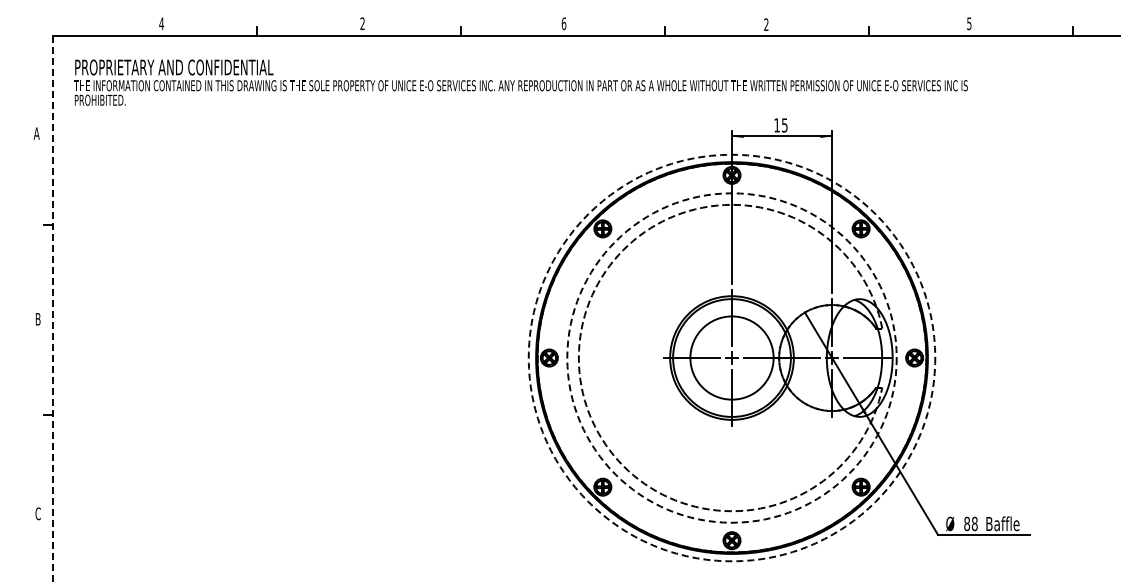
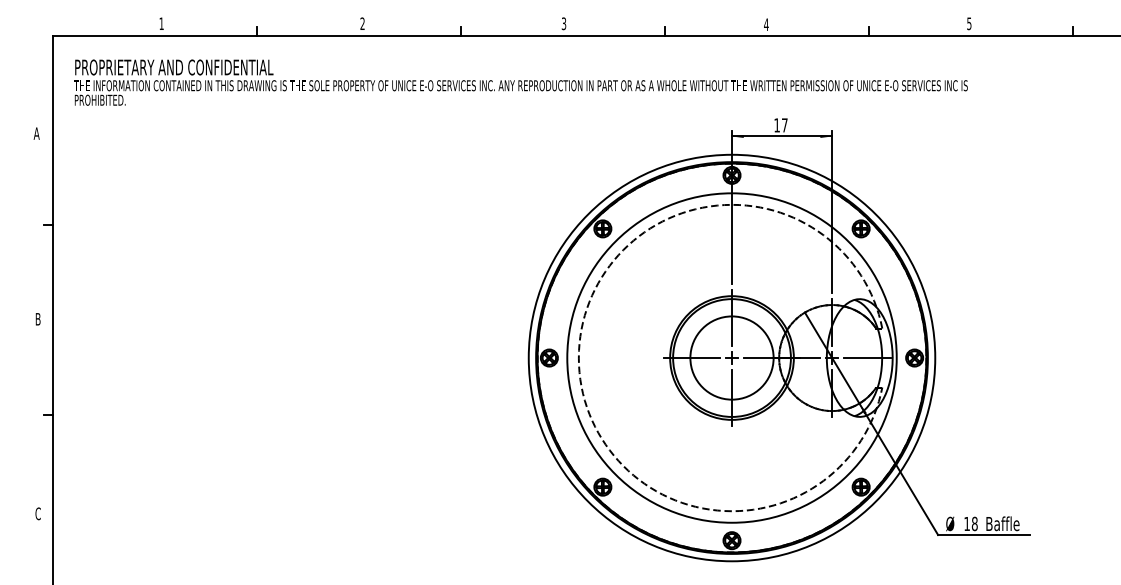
text: 4 -> 1 (161, 23)
text: 6 -> 3 (563, 23)
text: 2 -> 4 (766, 24)
text: 15 -> 17 (784, 125)
line: dashed -> solid (53, 310)
circle: dashed -> solid (731, 357)
circle: dashed -> solid (731, 357)
text: 88 -> 18 (967, 523)
